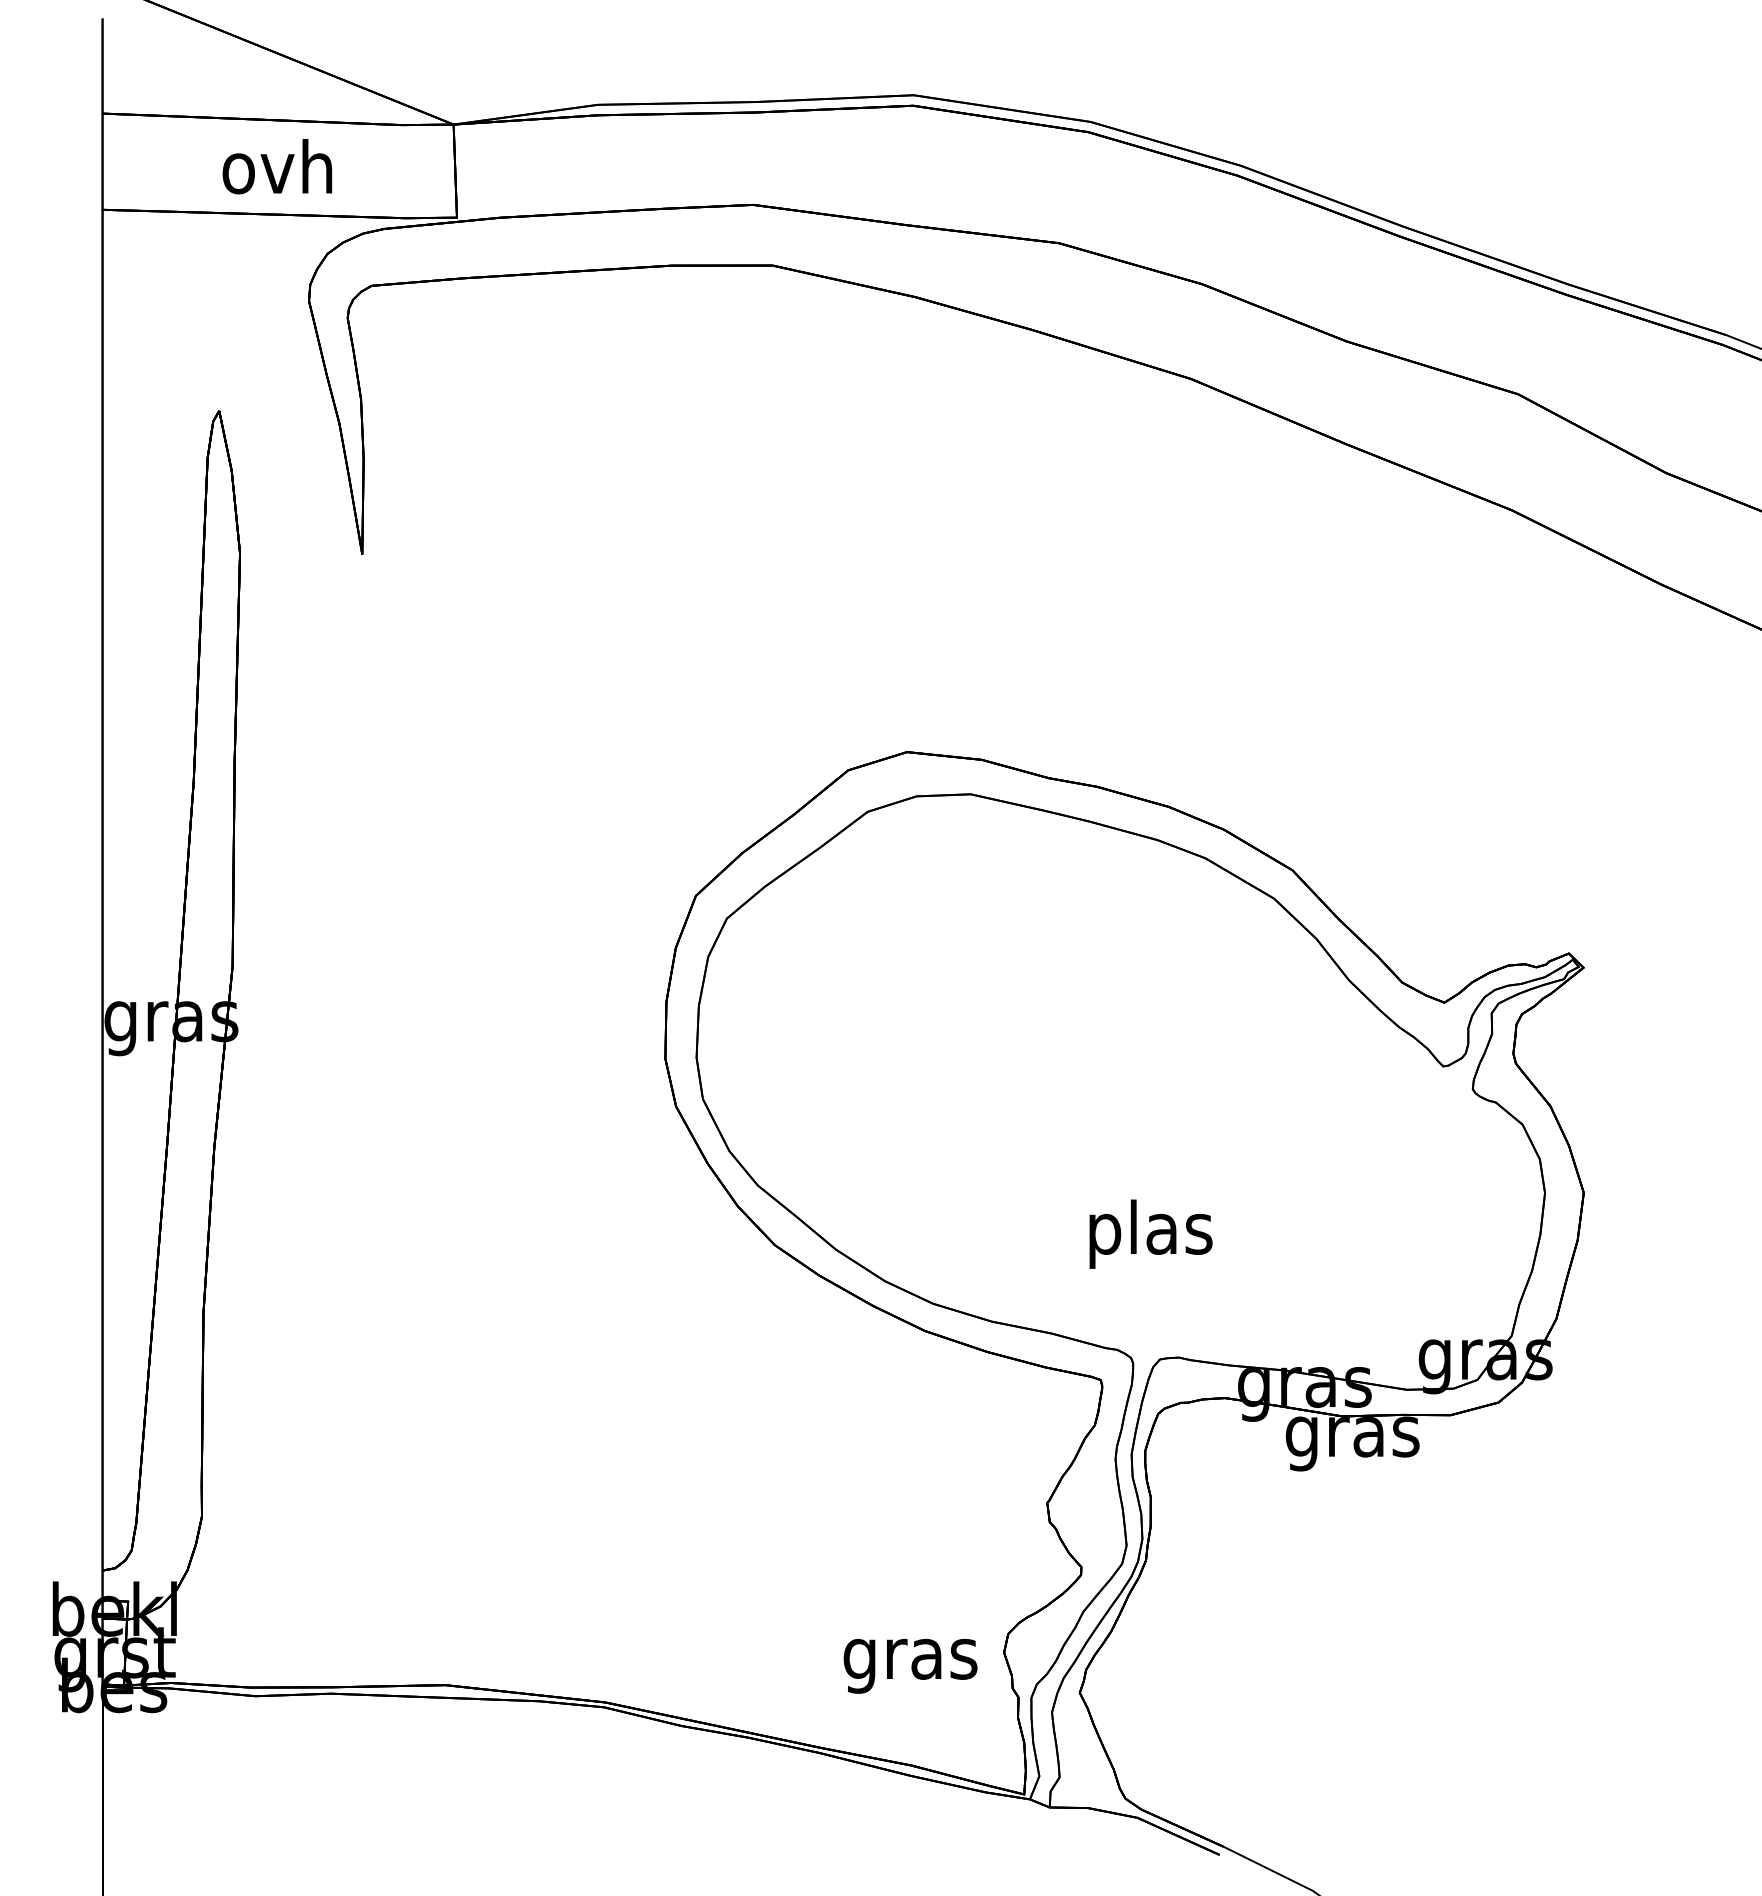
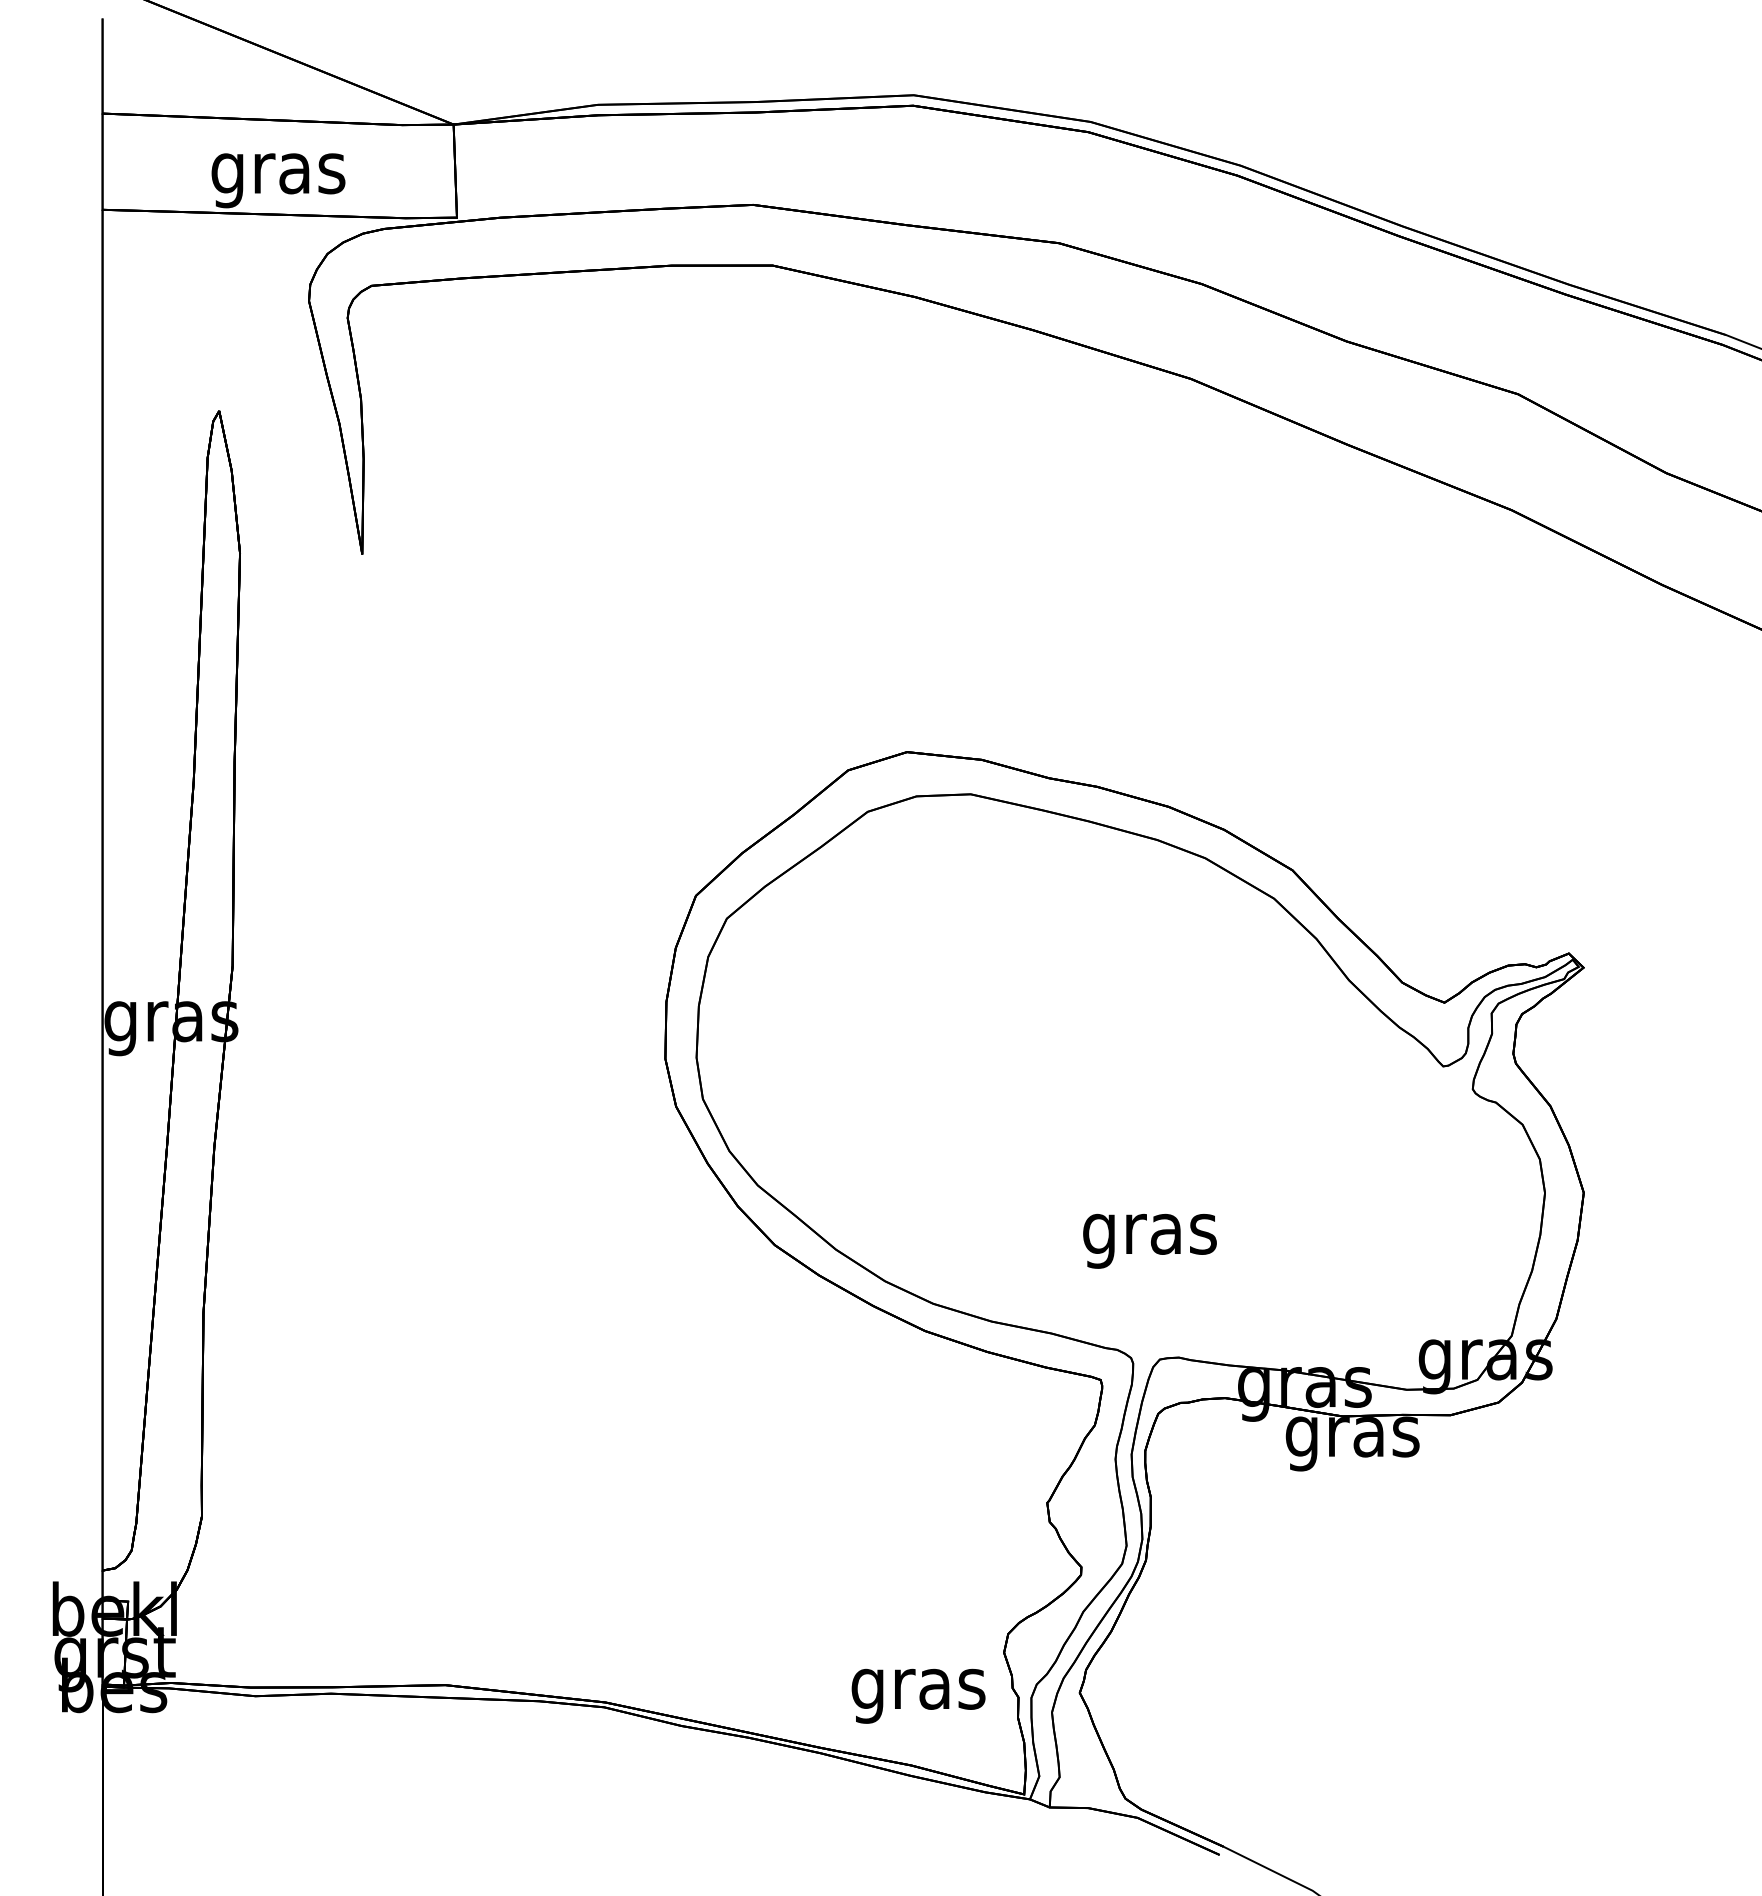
text: ovh -> gras (278, 173)
text: plas -> gras (1149, 1233)
text position: (910, 1665) -> (918, 1695) (918, 1695)
